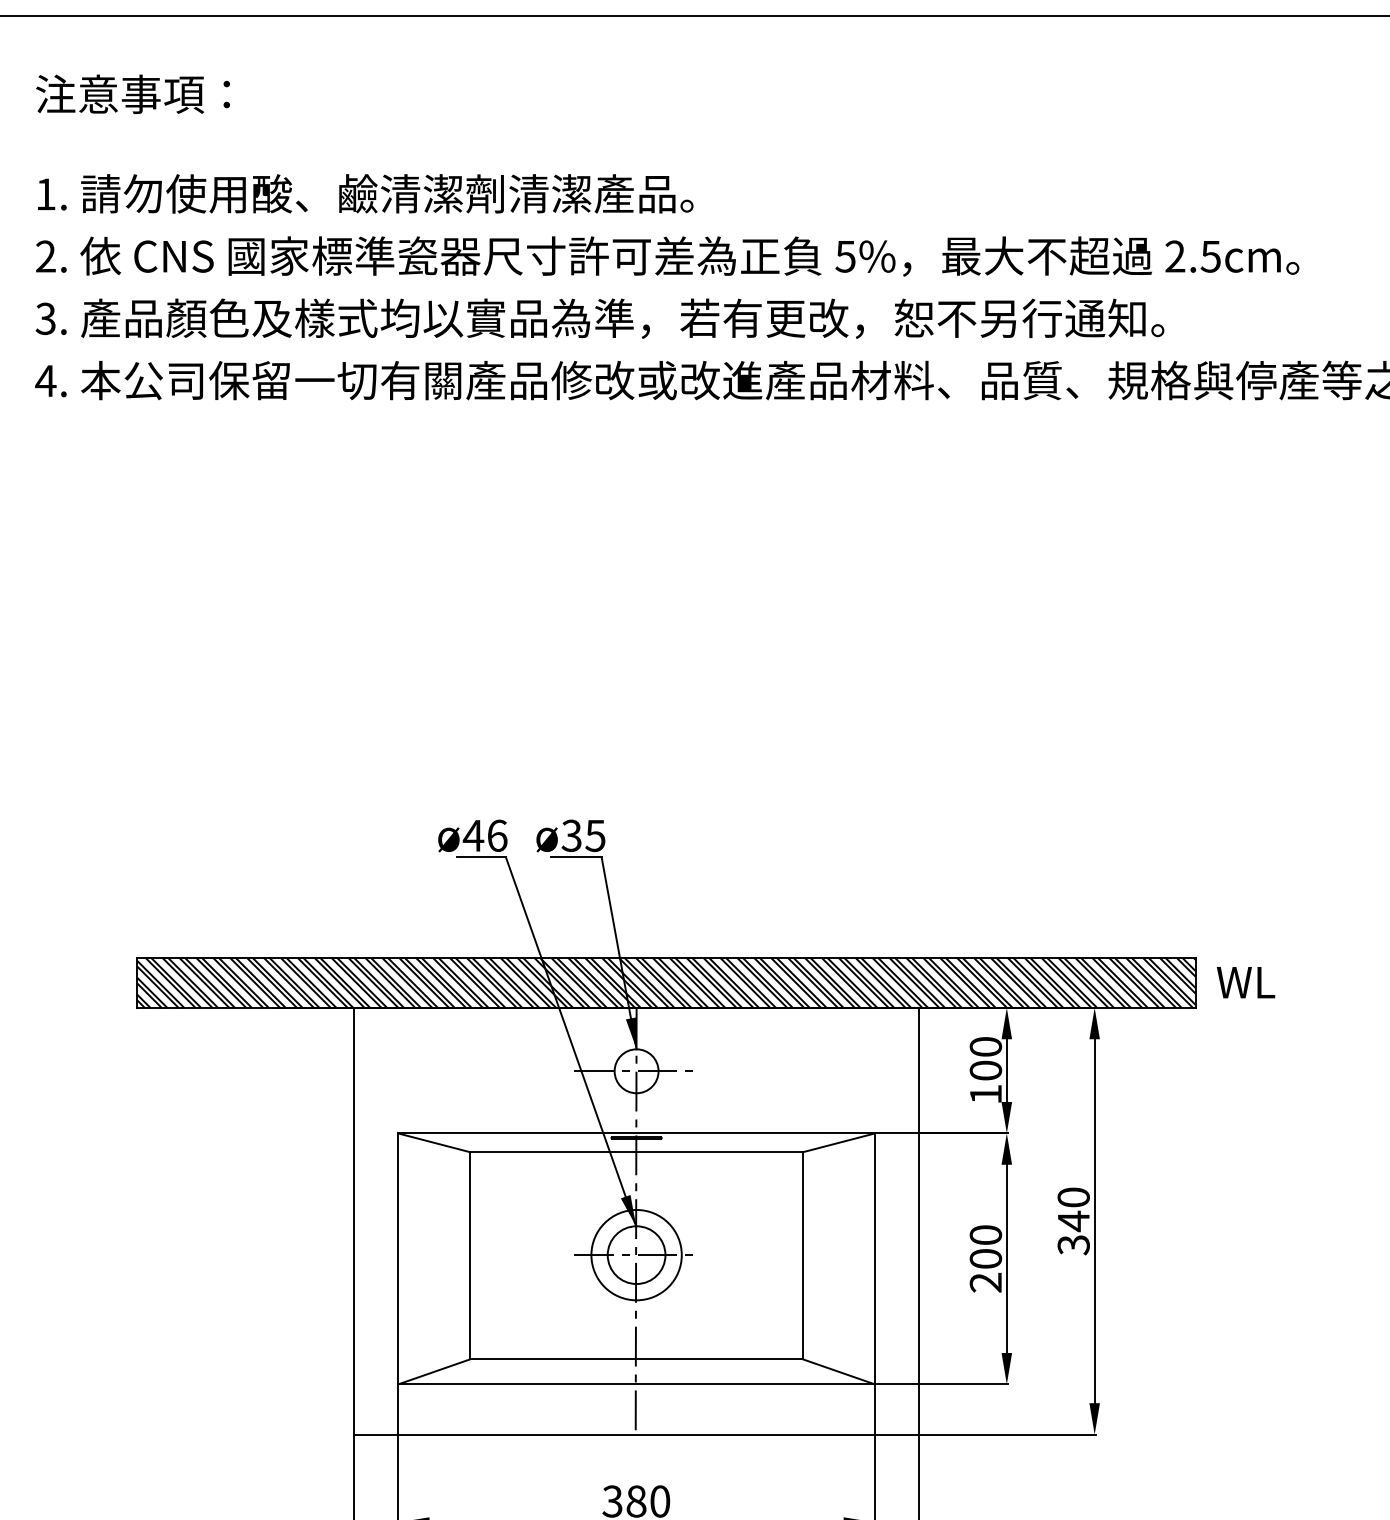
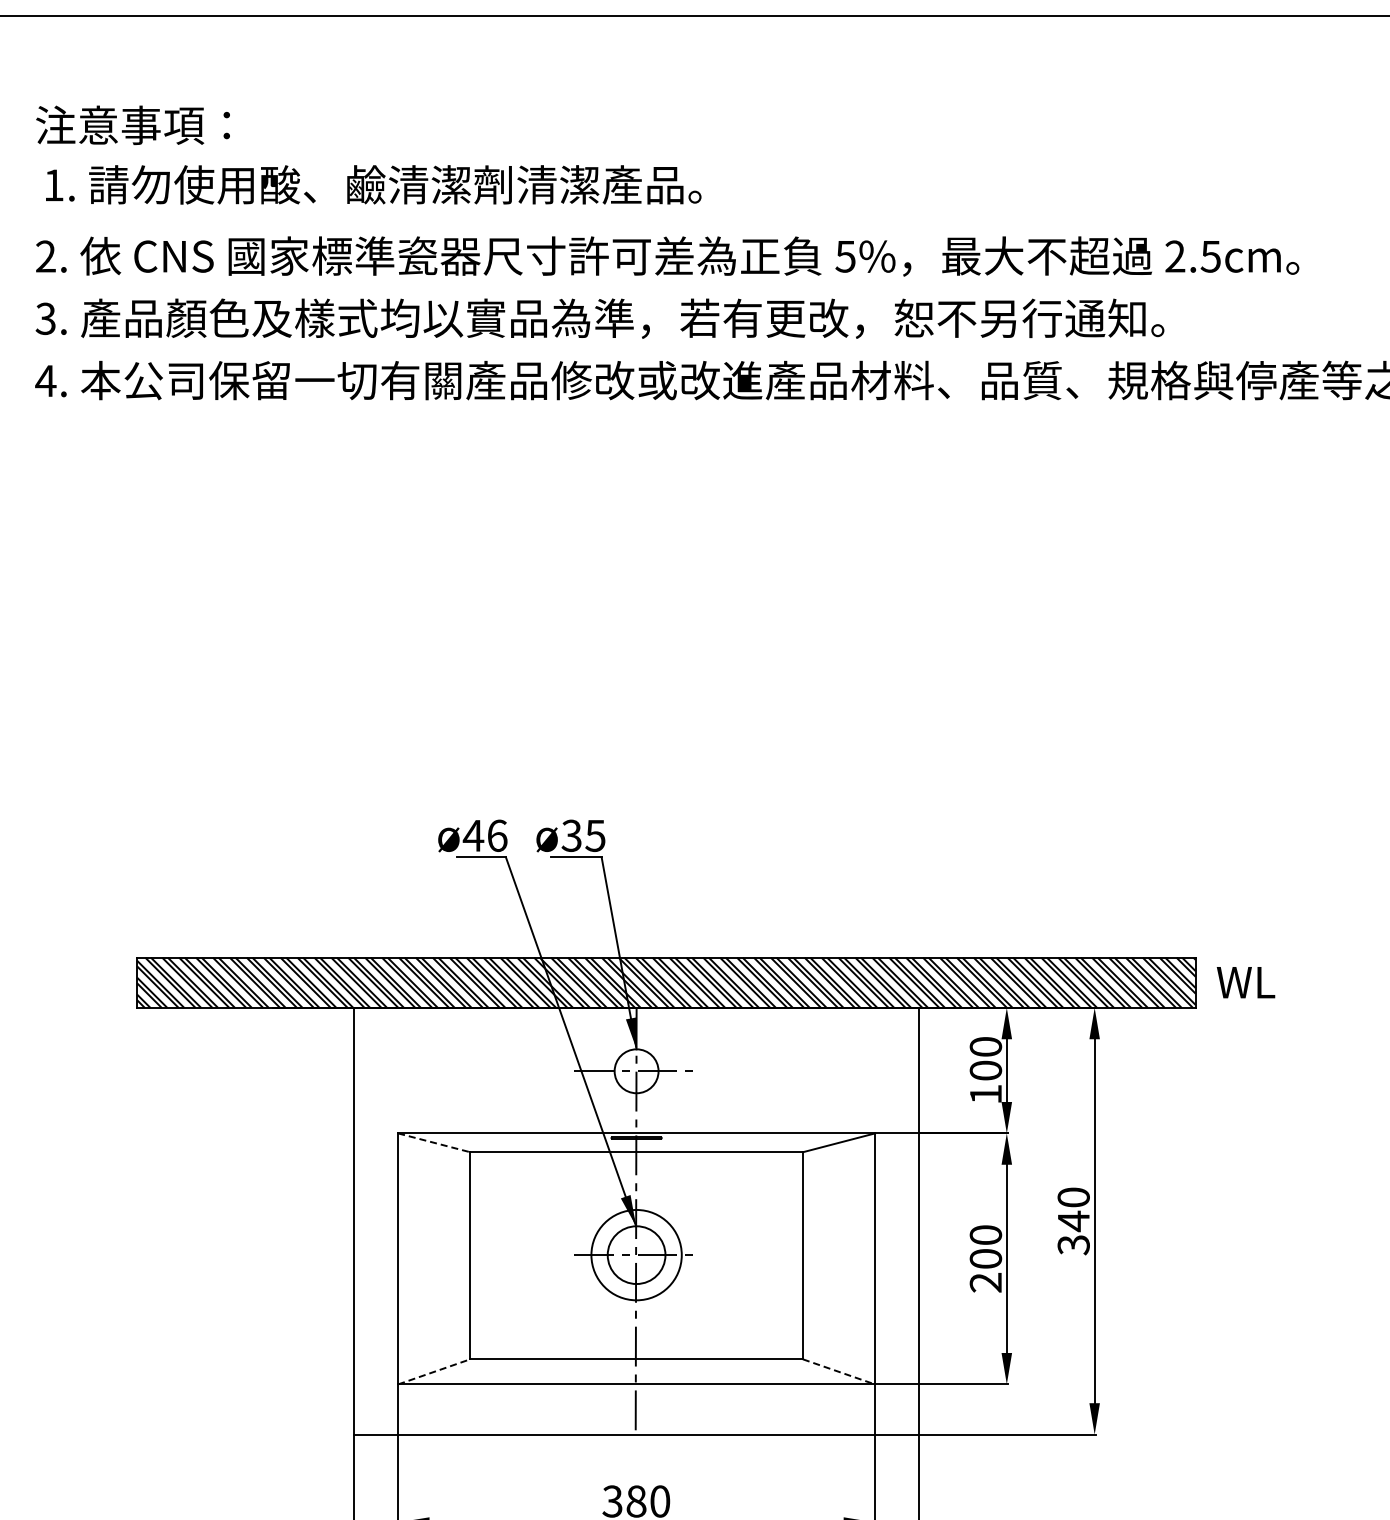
text position: (132, 93) -> (132, 124) (132, 124)
text position: (365, 193) -> (373, 184) (373, 184)
line: solid -> dashed (434, 1142)
line: solid -> dashed (434, 1371)
line: solid -> dashed (839, 1372)
